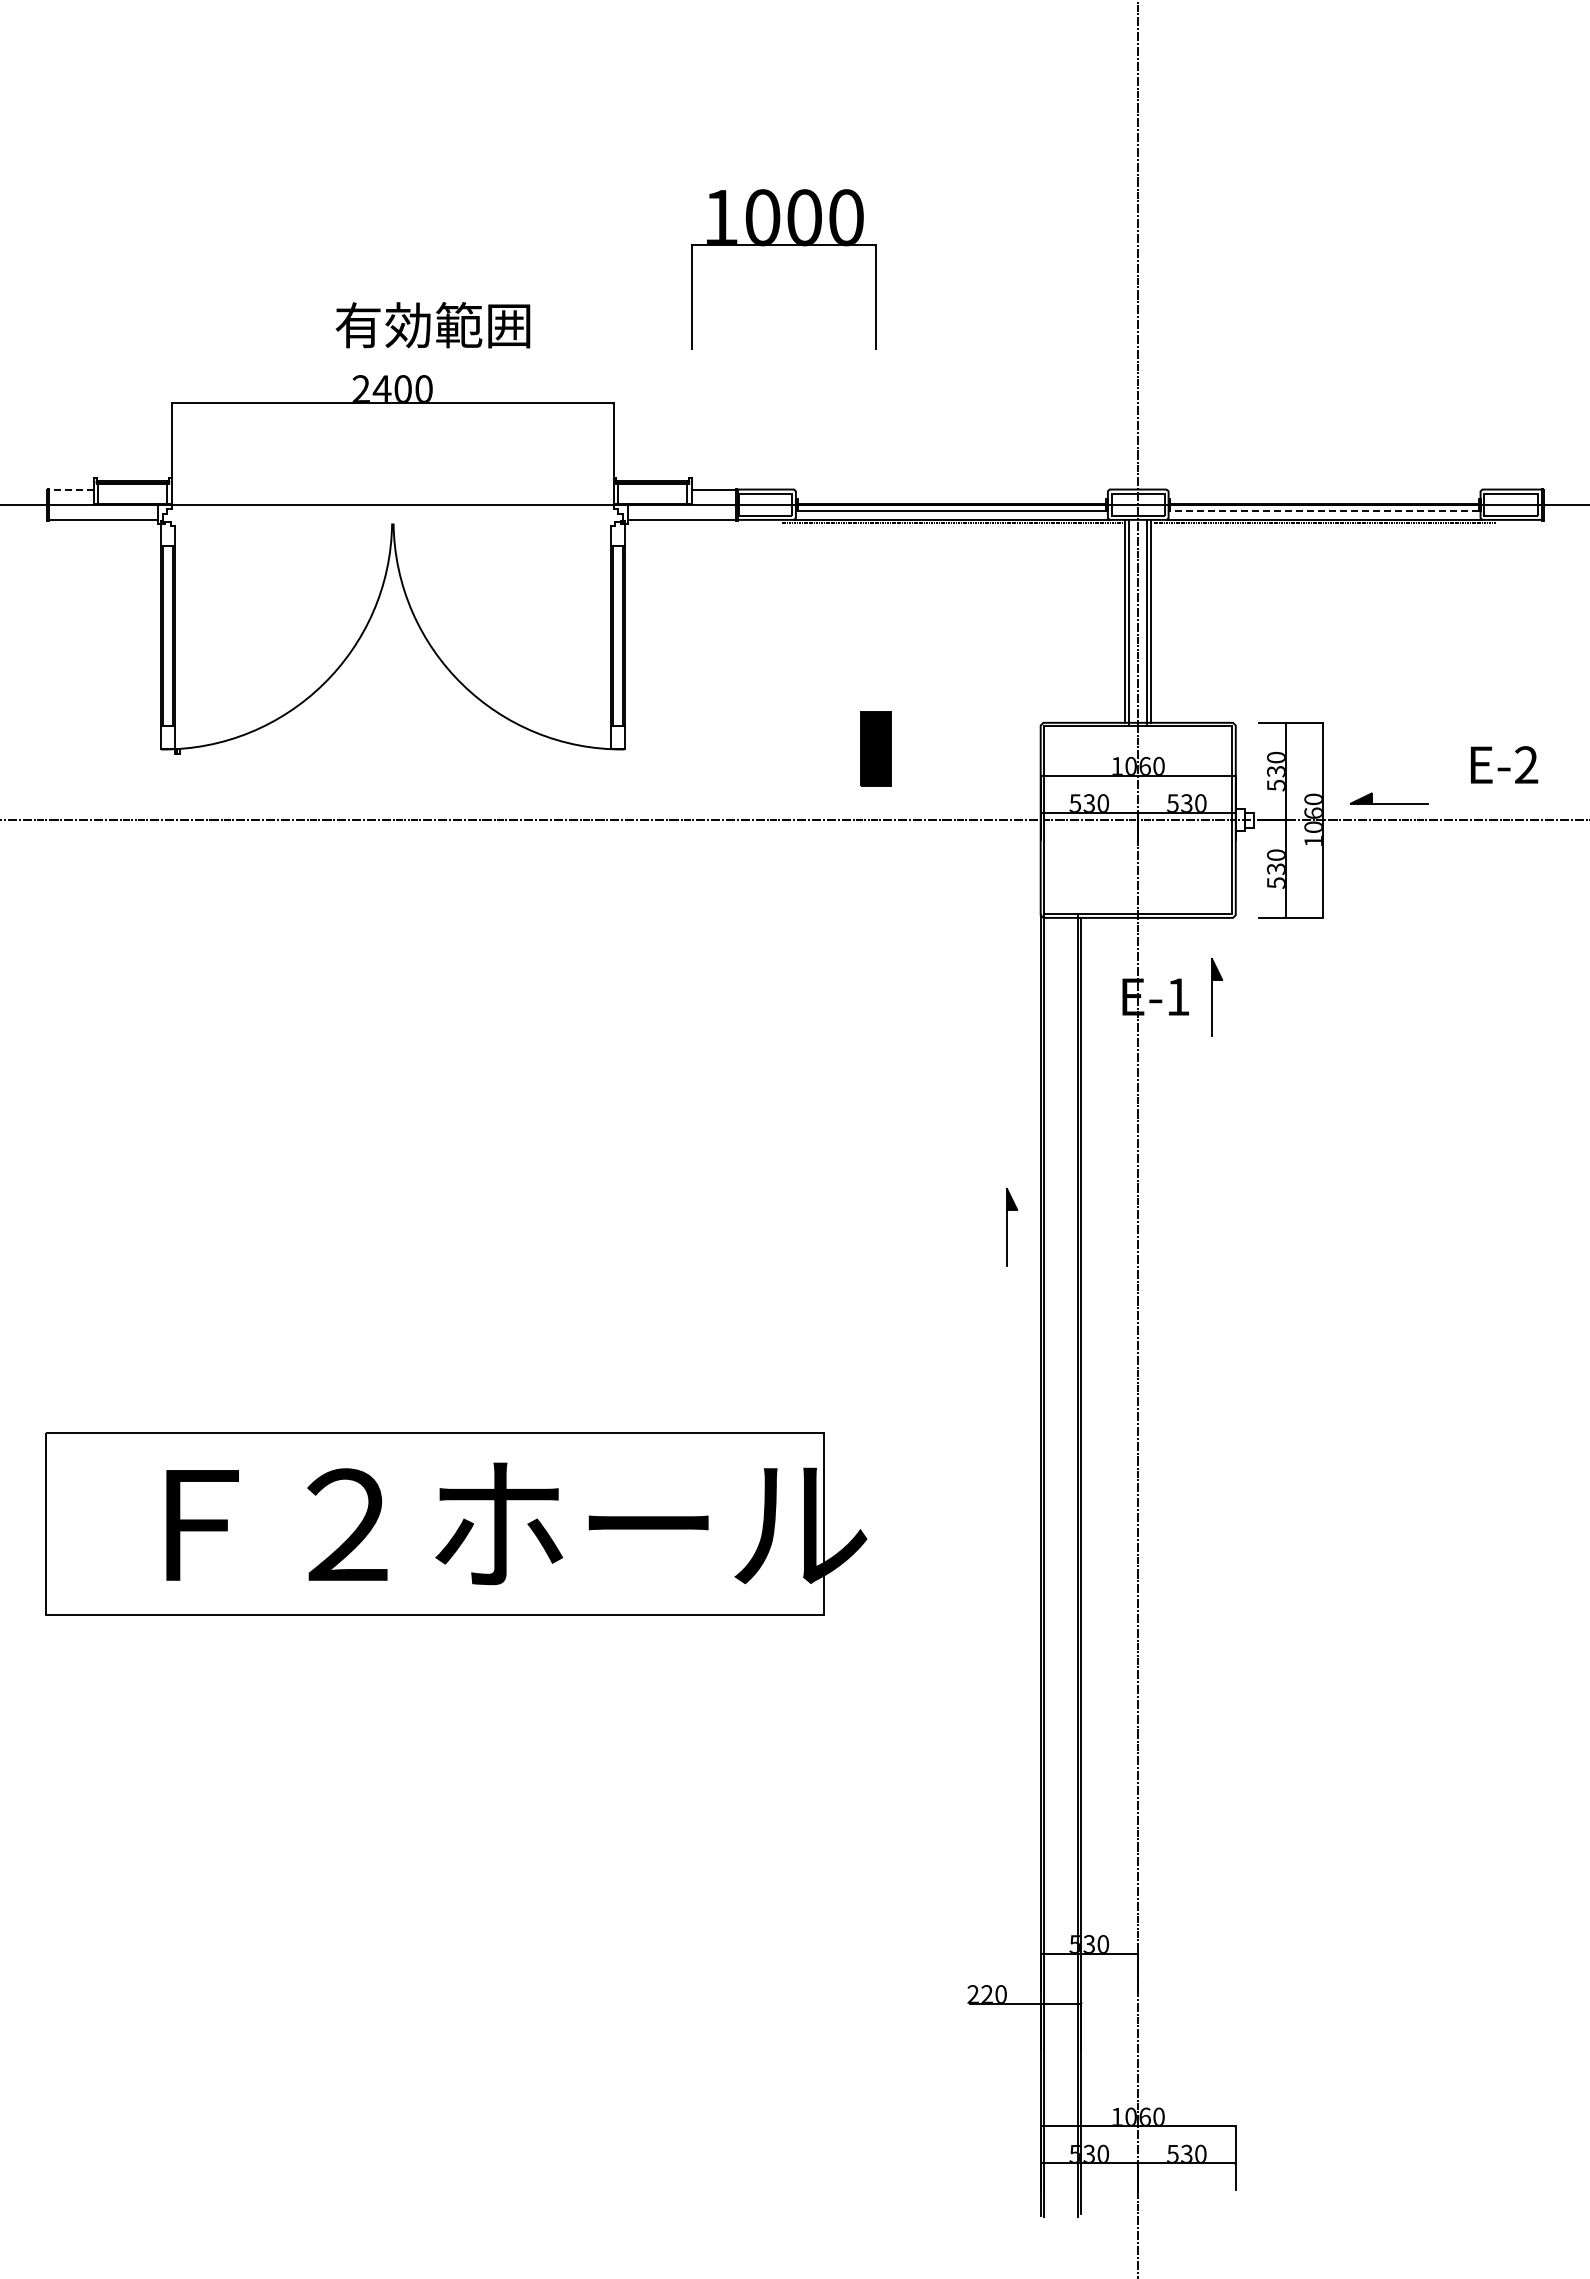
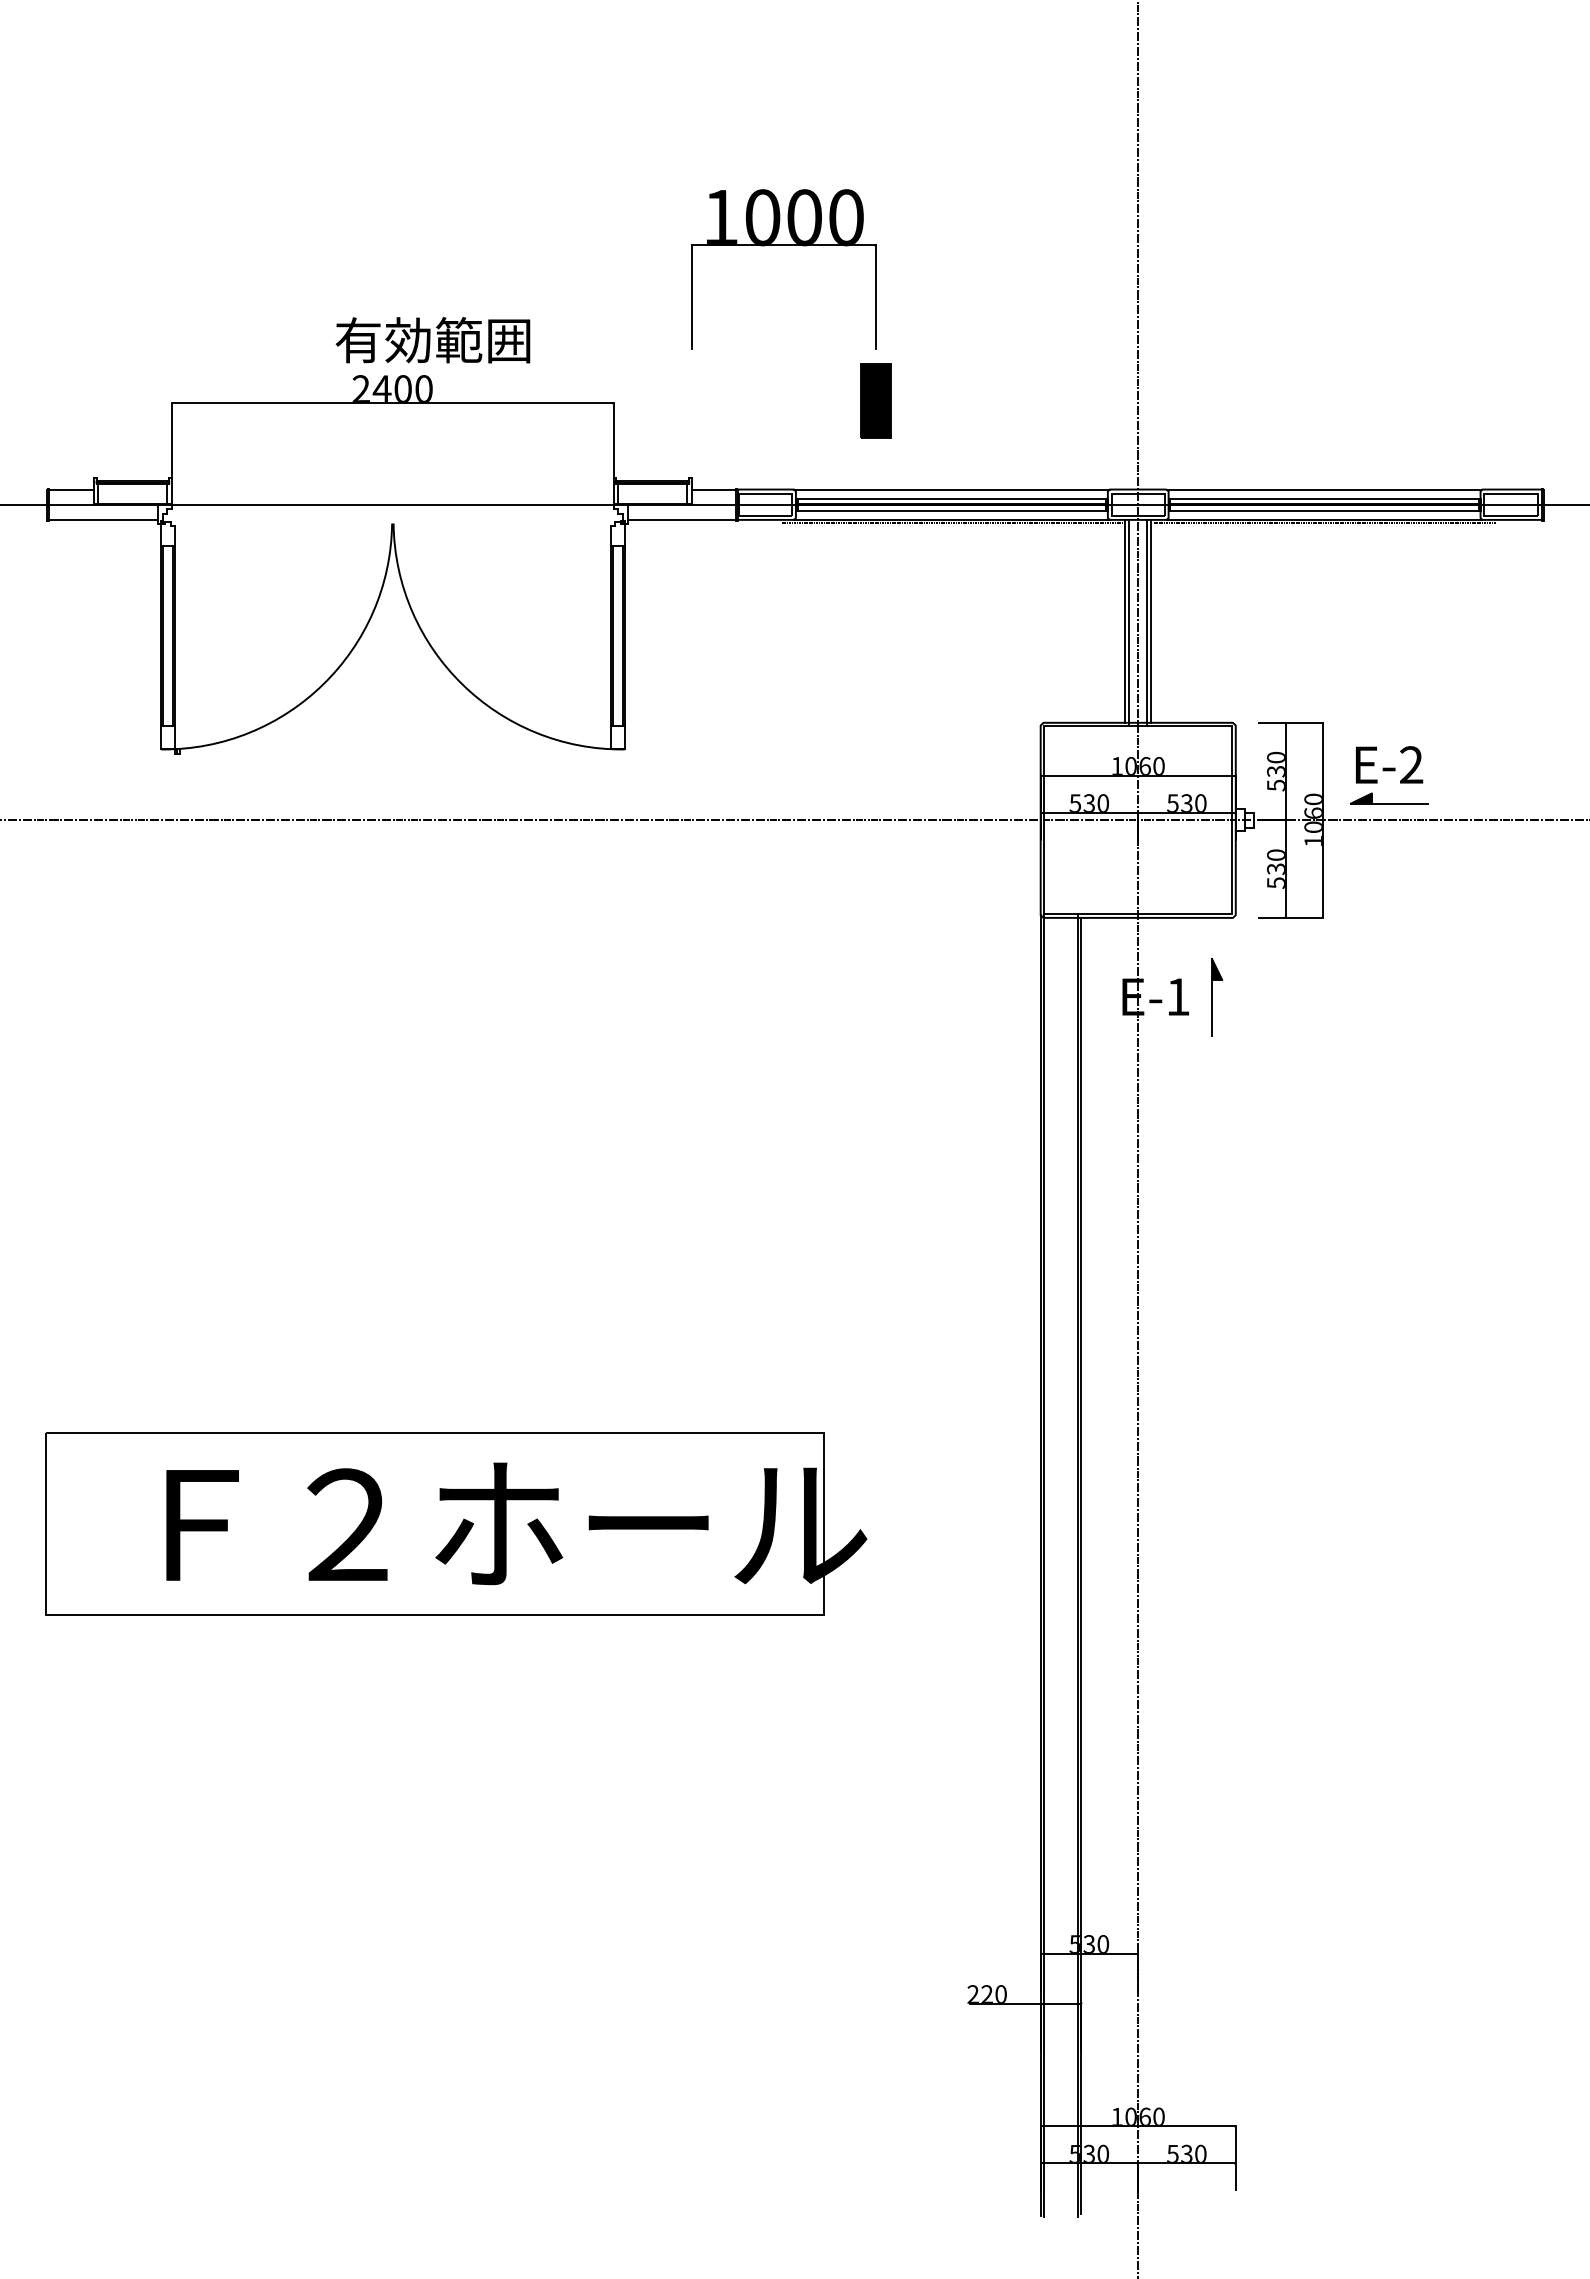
text position: (432, 325) -> (432, 340) (432, 340)
line: dashed -> solid (71, 489)
line: none -> present (951, 489)
line: none -> present (1324, 489)
line: none -> present (951, 498)
line: none -> present (1324, 498)
line: dashed -> solid (1324, 510)
part position: (875, 748) -> (875, 400) (875, 400)
text position: (1504, 764) -> (1389, 764) (1389, 764)
part: present -> none (1011, 1227)
